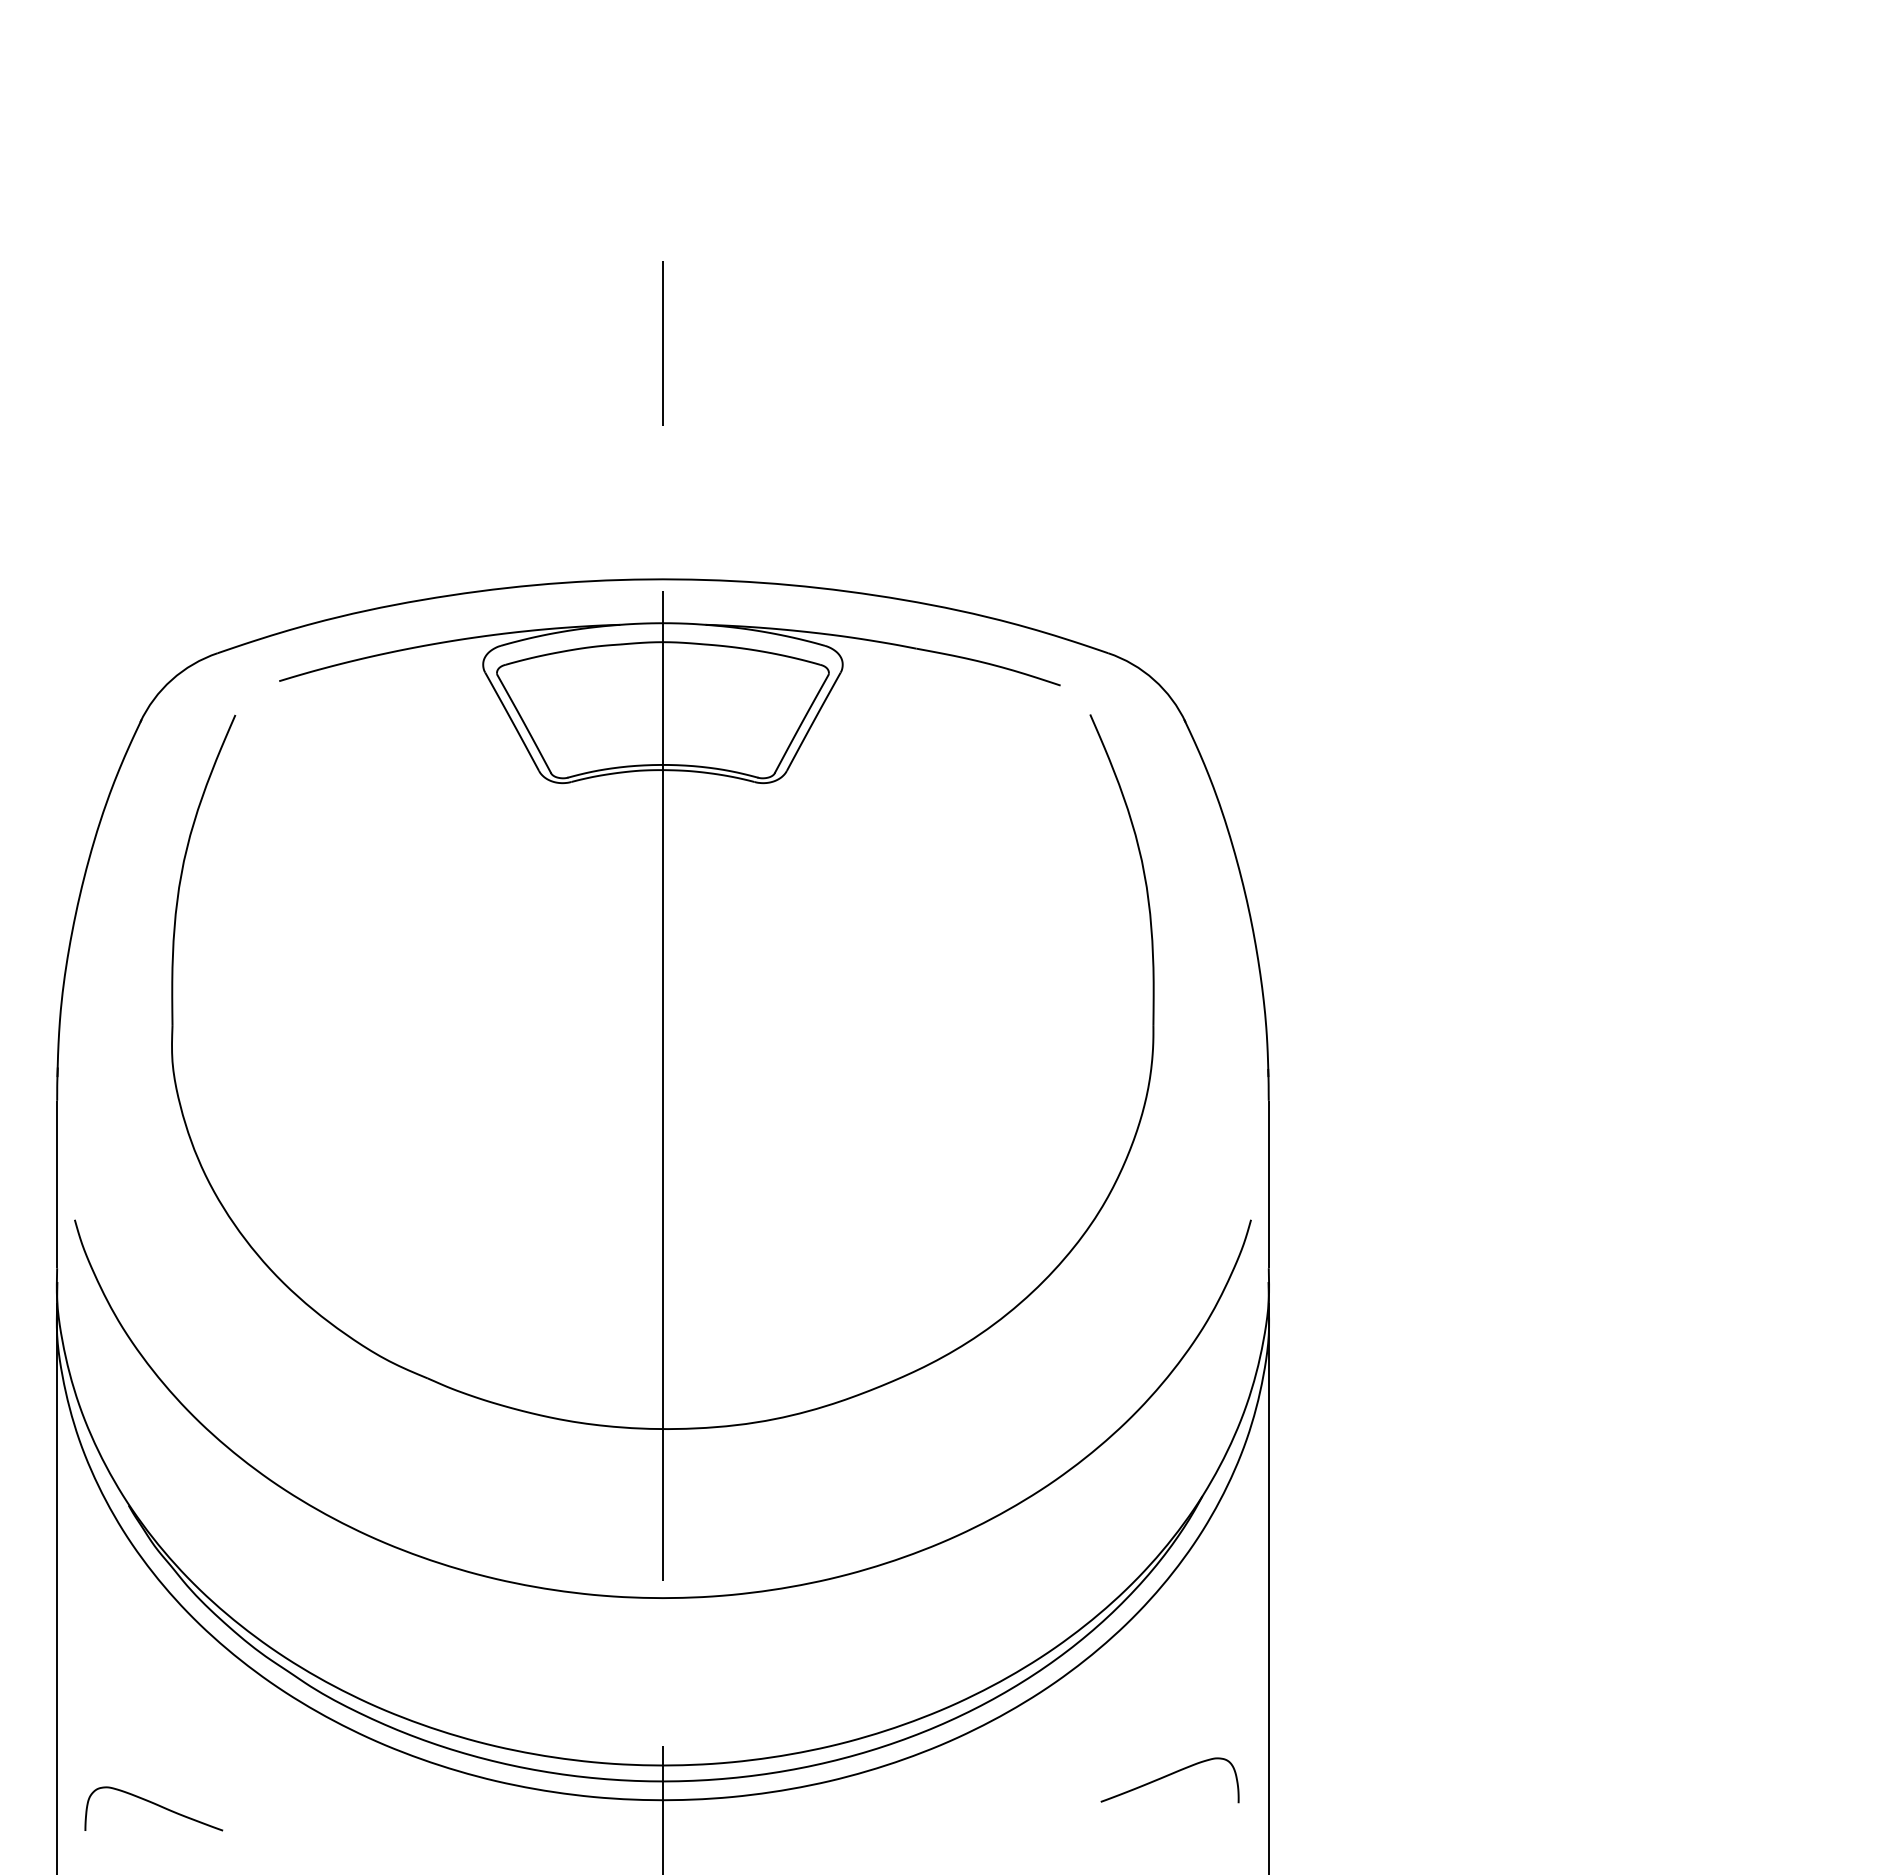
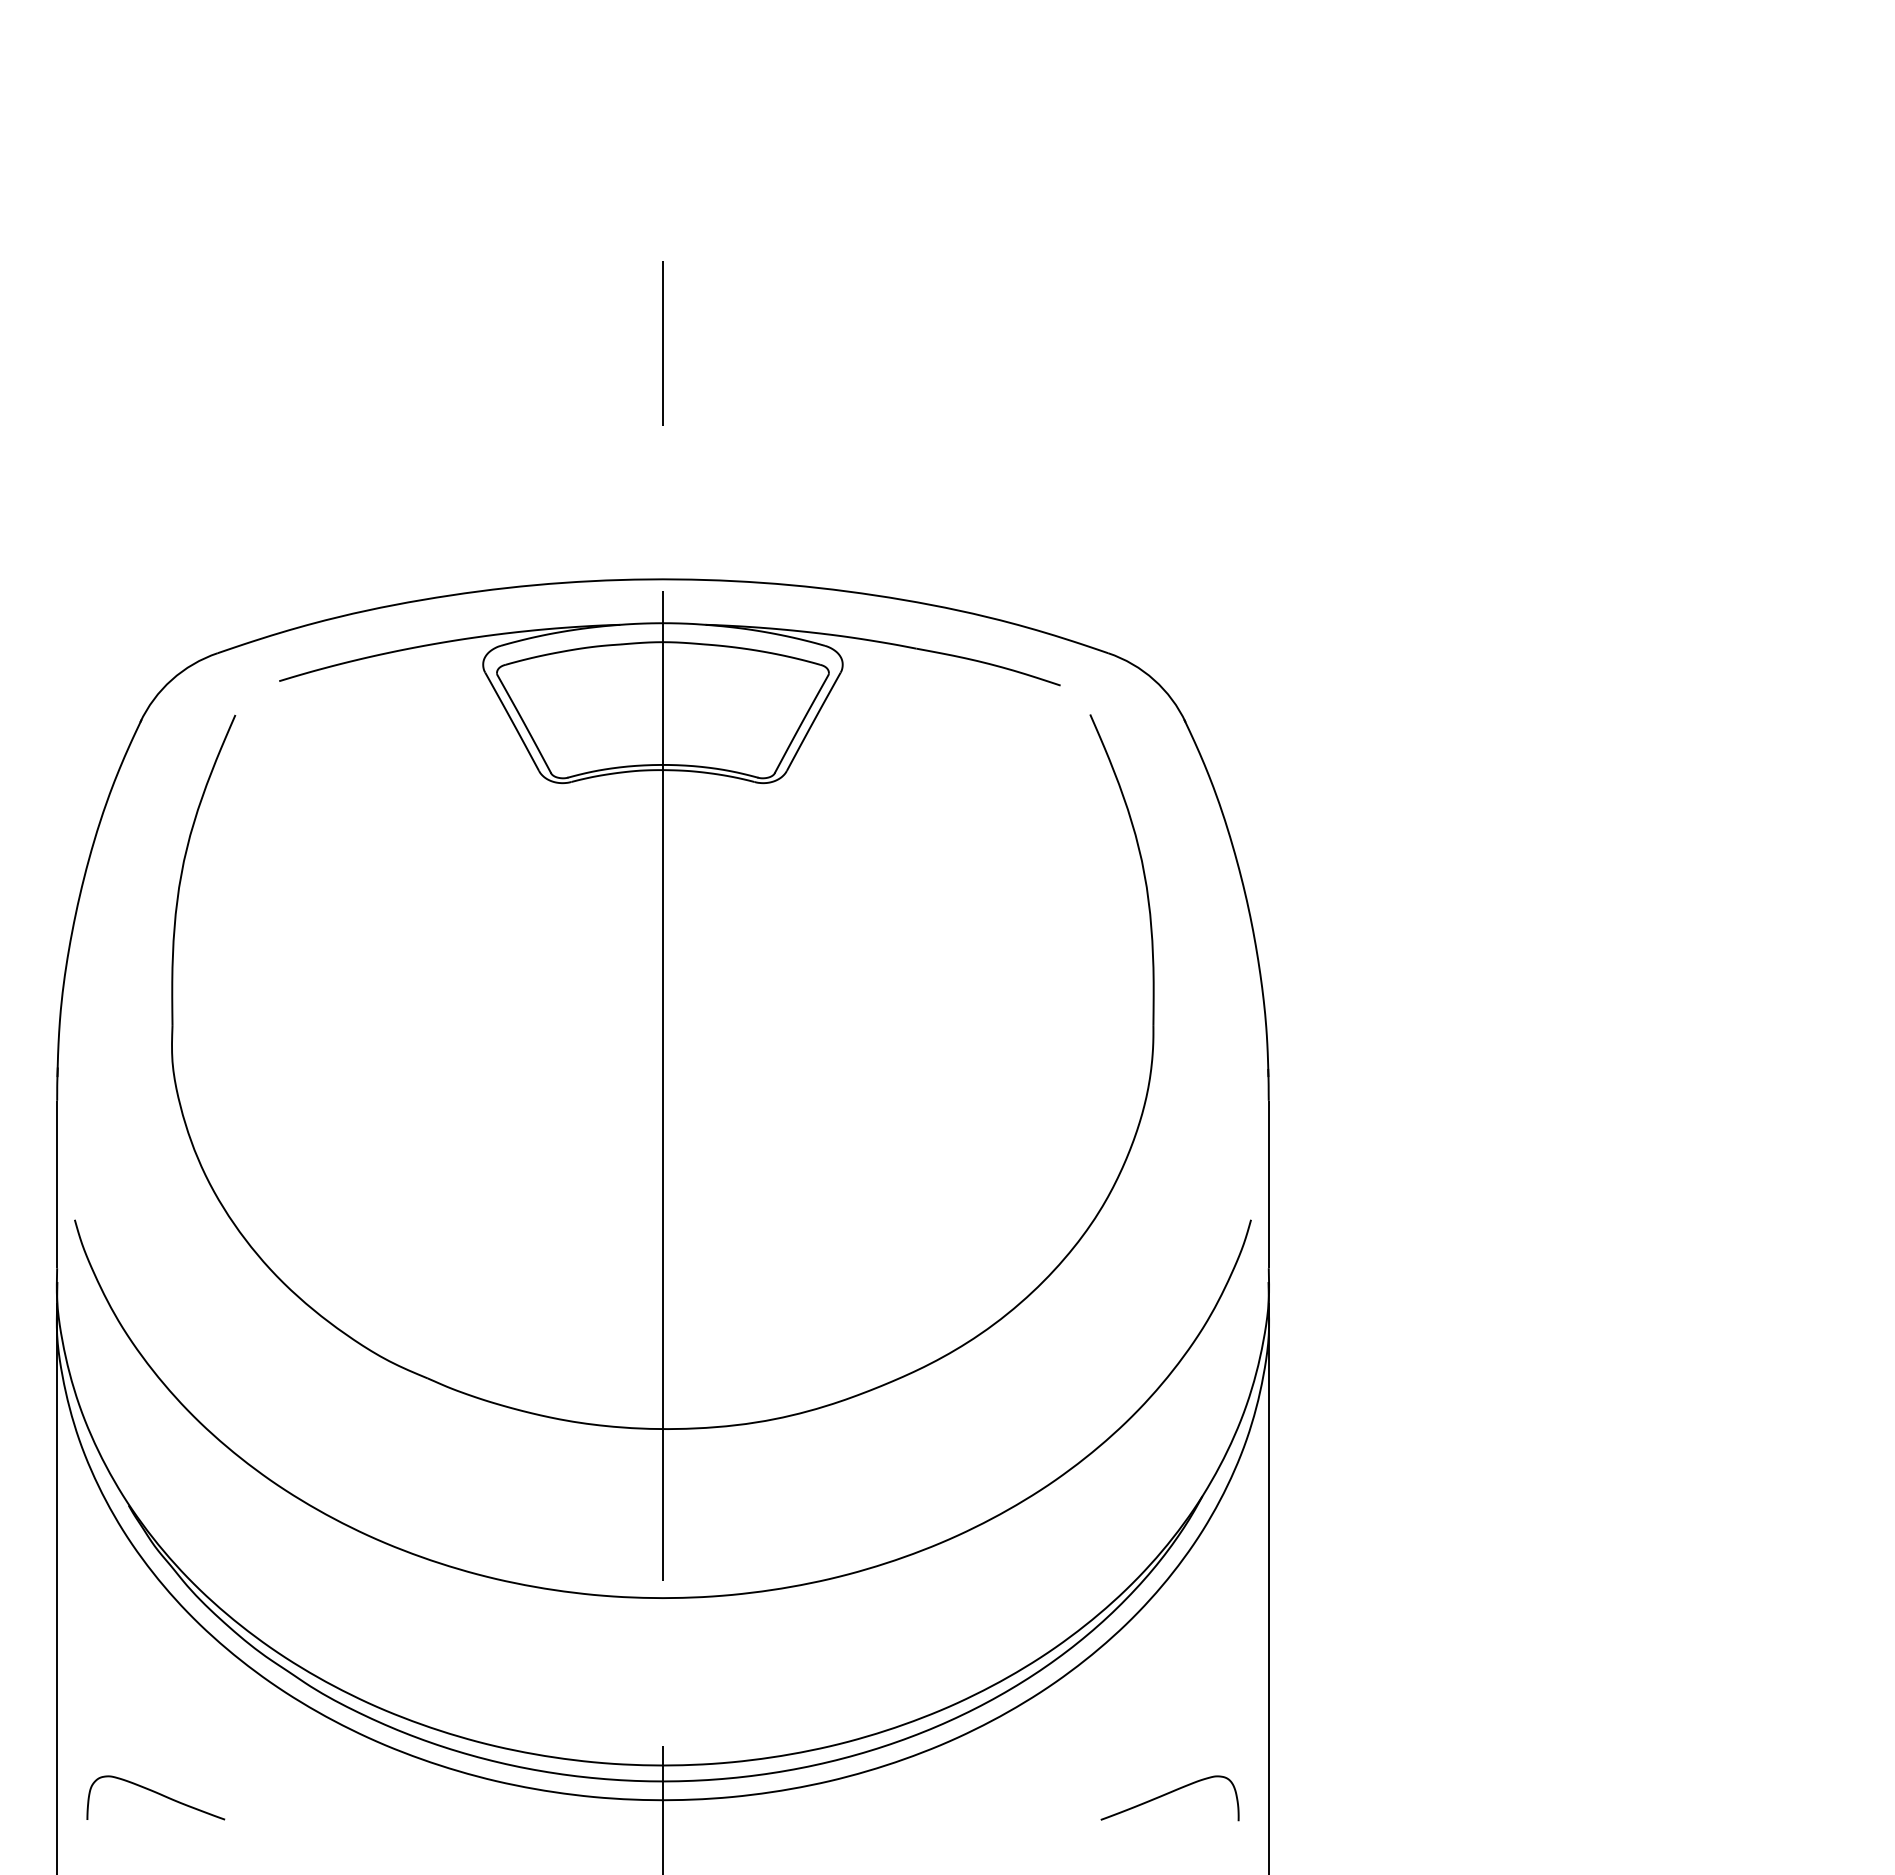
curve position: (1168, 1776) -> (1168, 1794) (1168, 1794)
curve position: (155, 1805) -> (157, 1794) (157, 1794)
